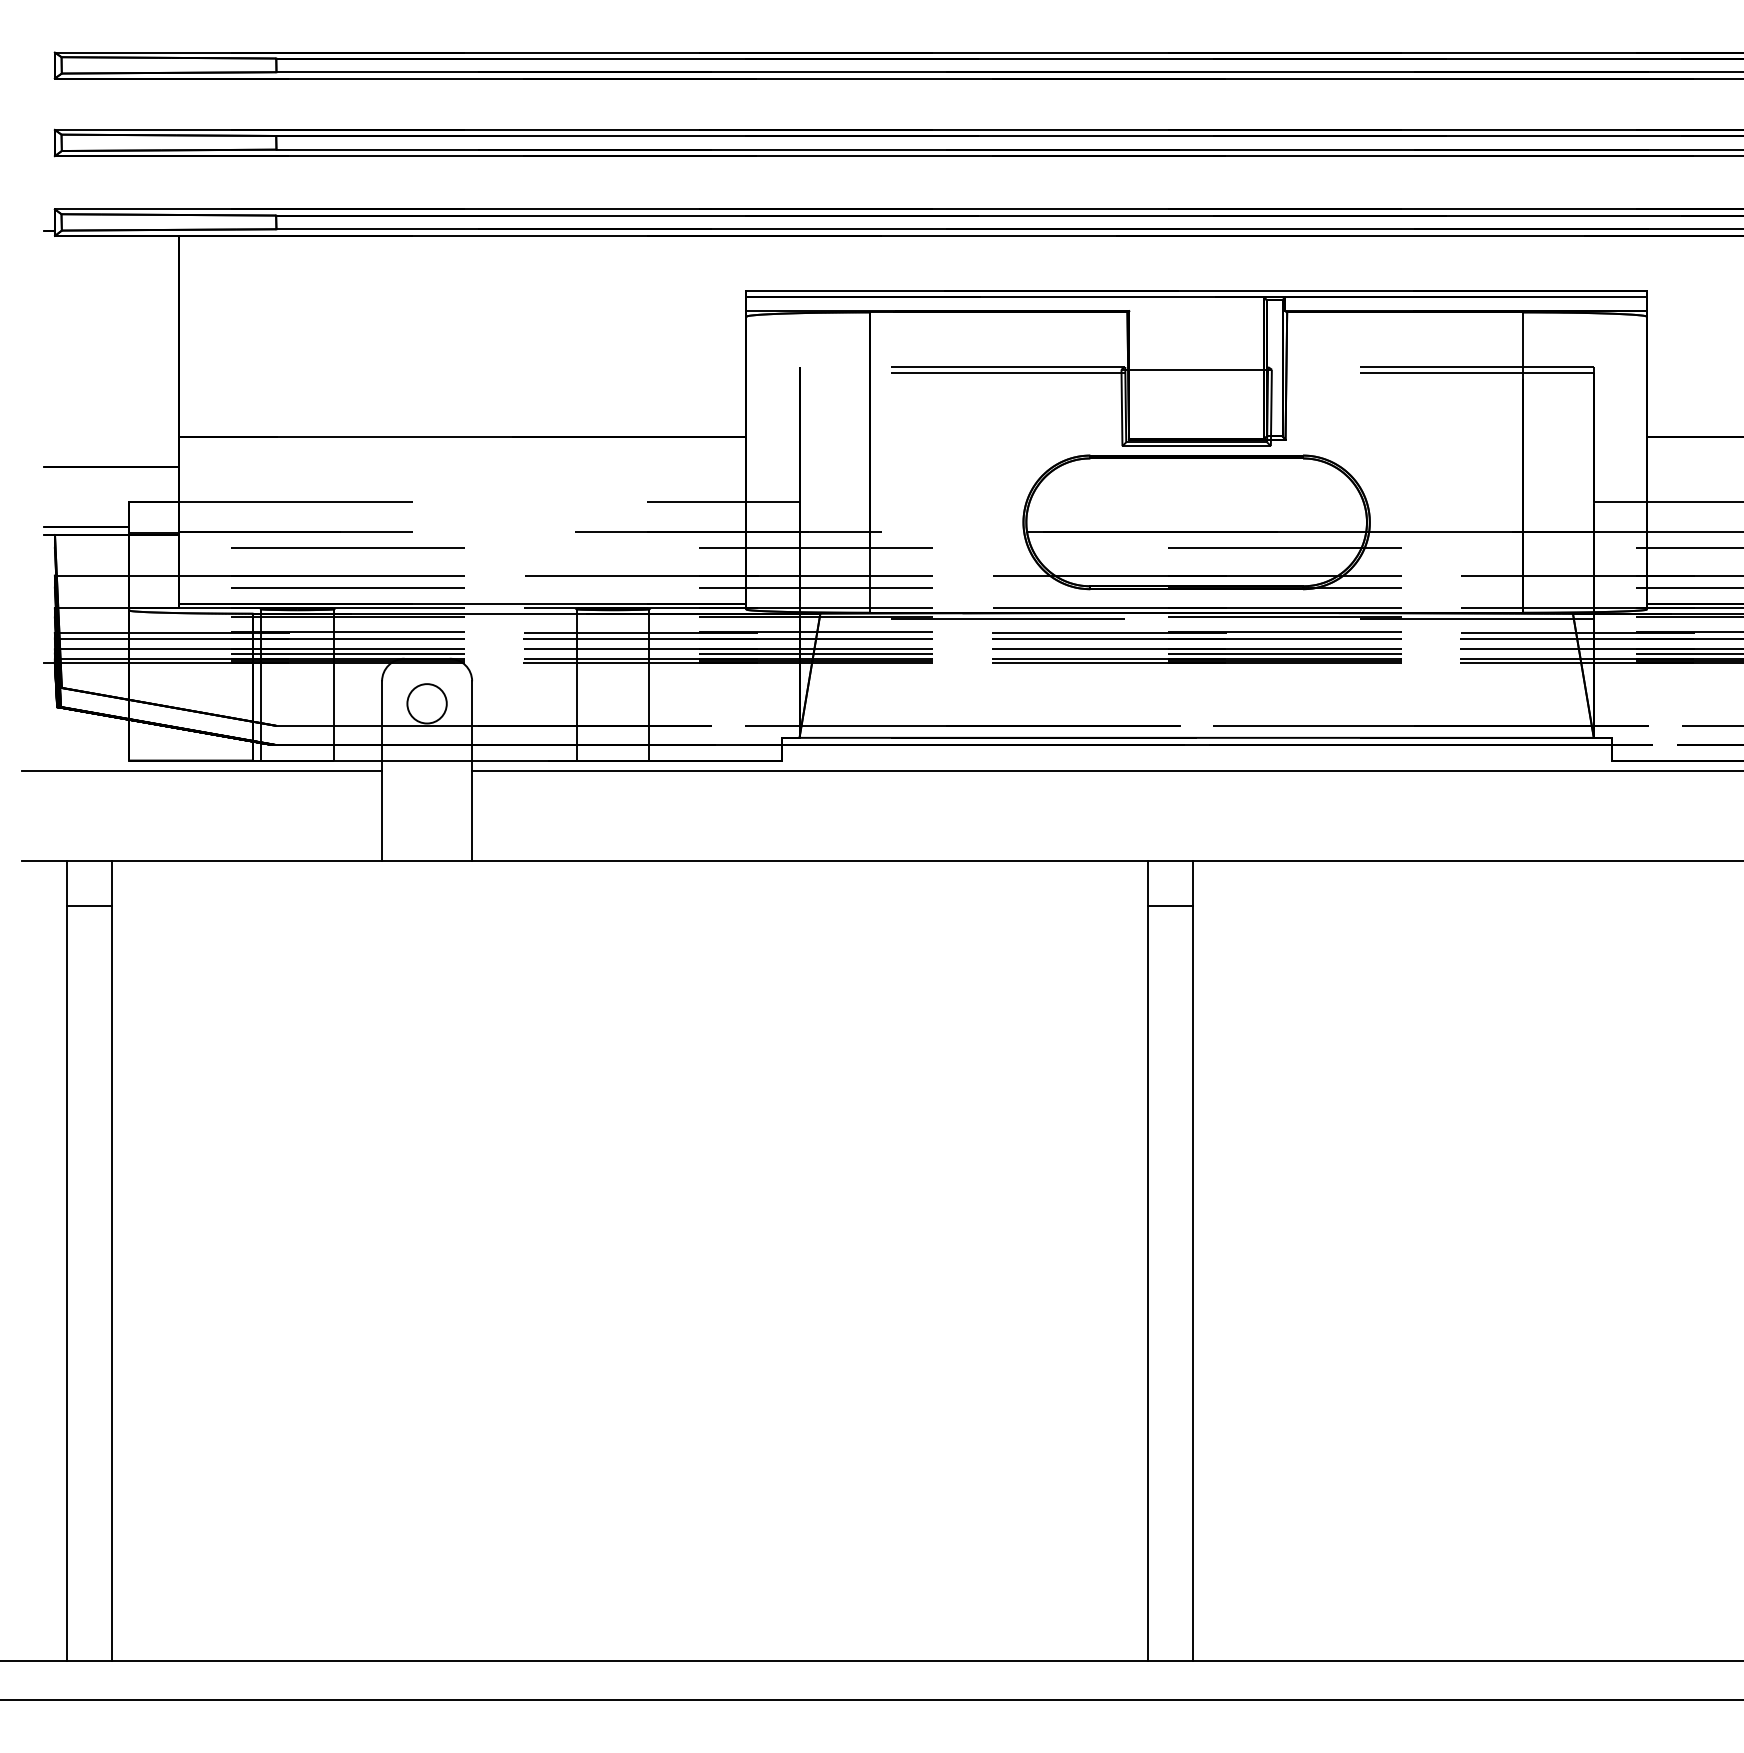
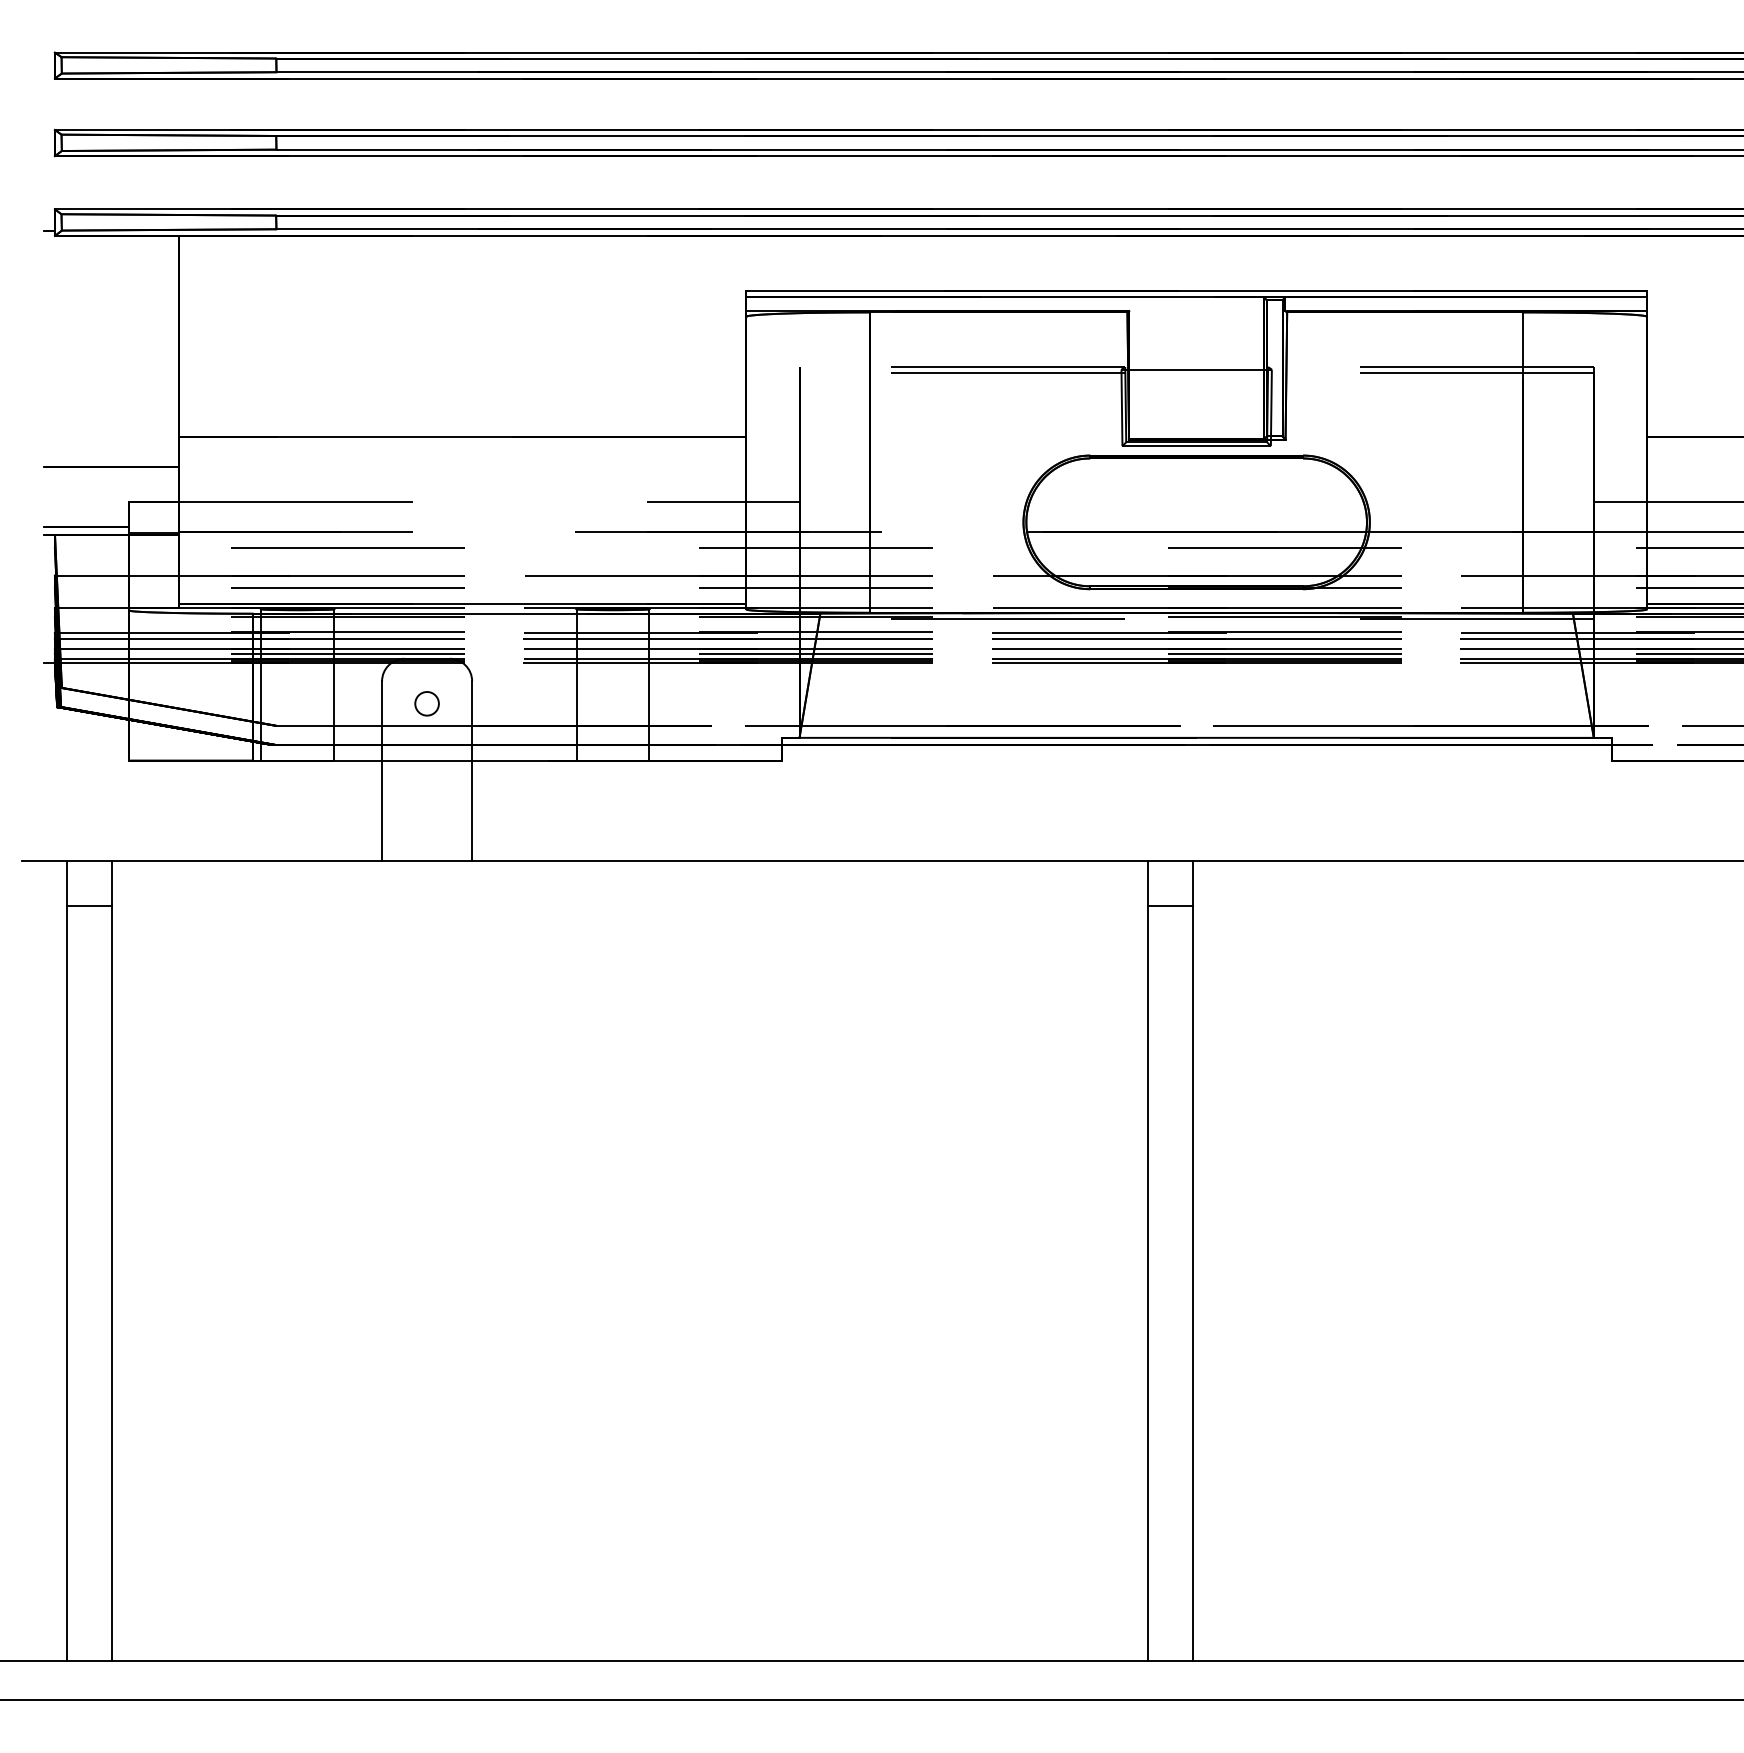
circle diameter: 39 px -> 24 px (426, 703)
line: present -> none (201, 771)
line: present -> none (1106, 771)
